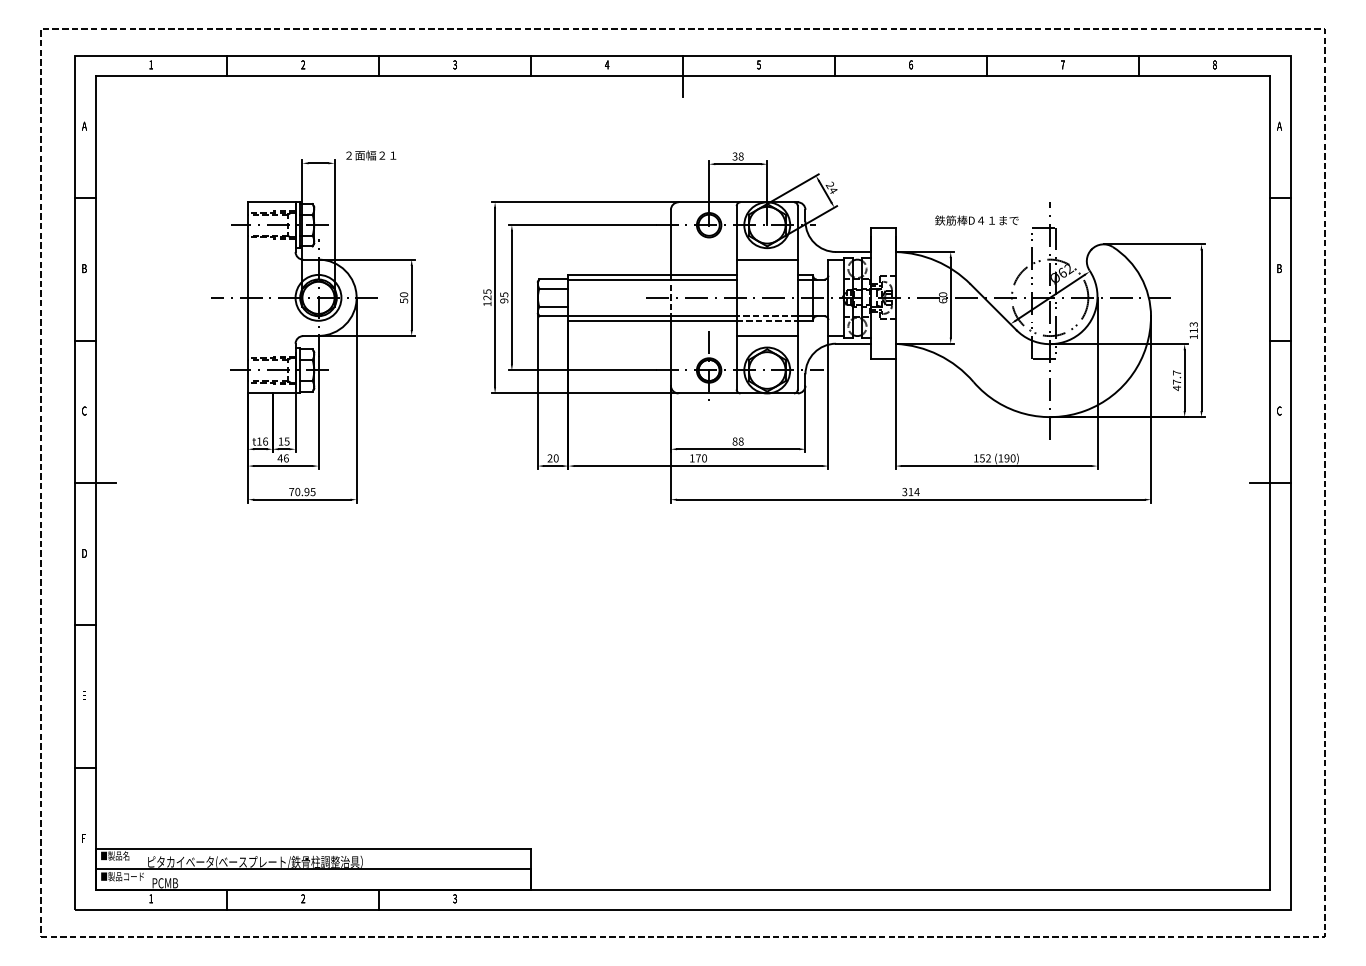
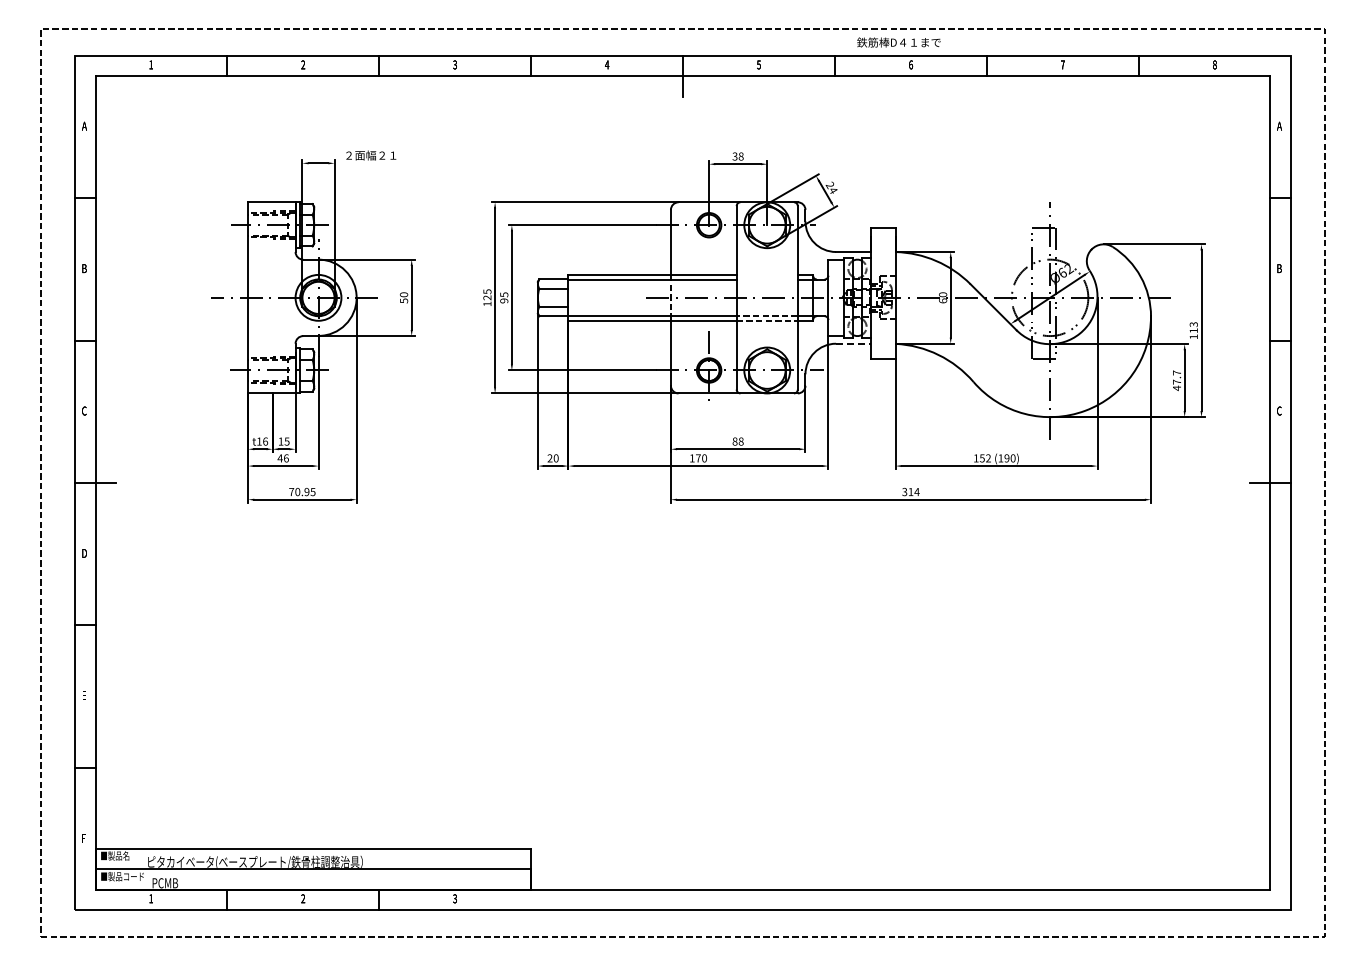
text position: (976, 220) -> (898, 42) (898, 42)
line: present -> none (766, 259)
line: present -> none (766, 336)
line: solid -> dashed (853, 343)
